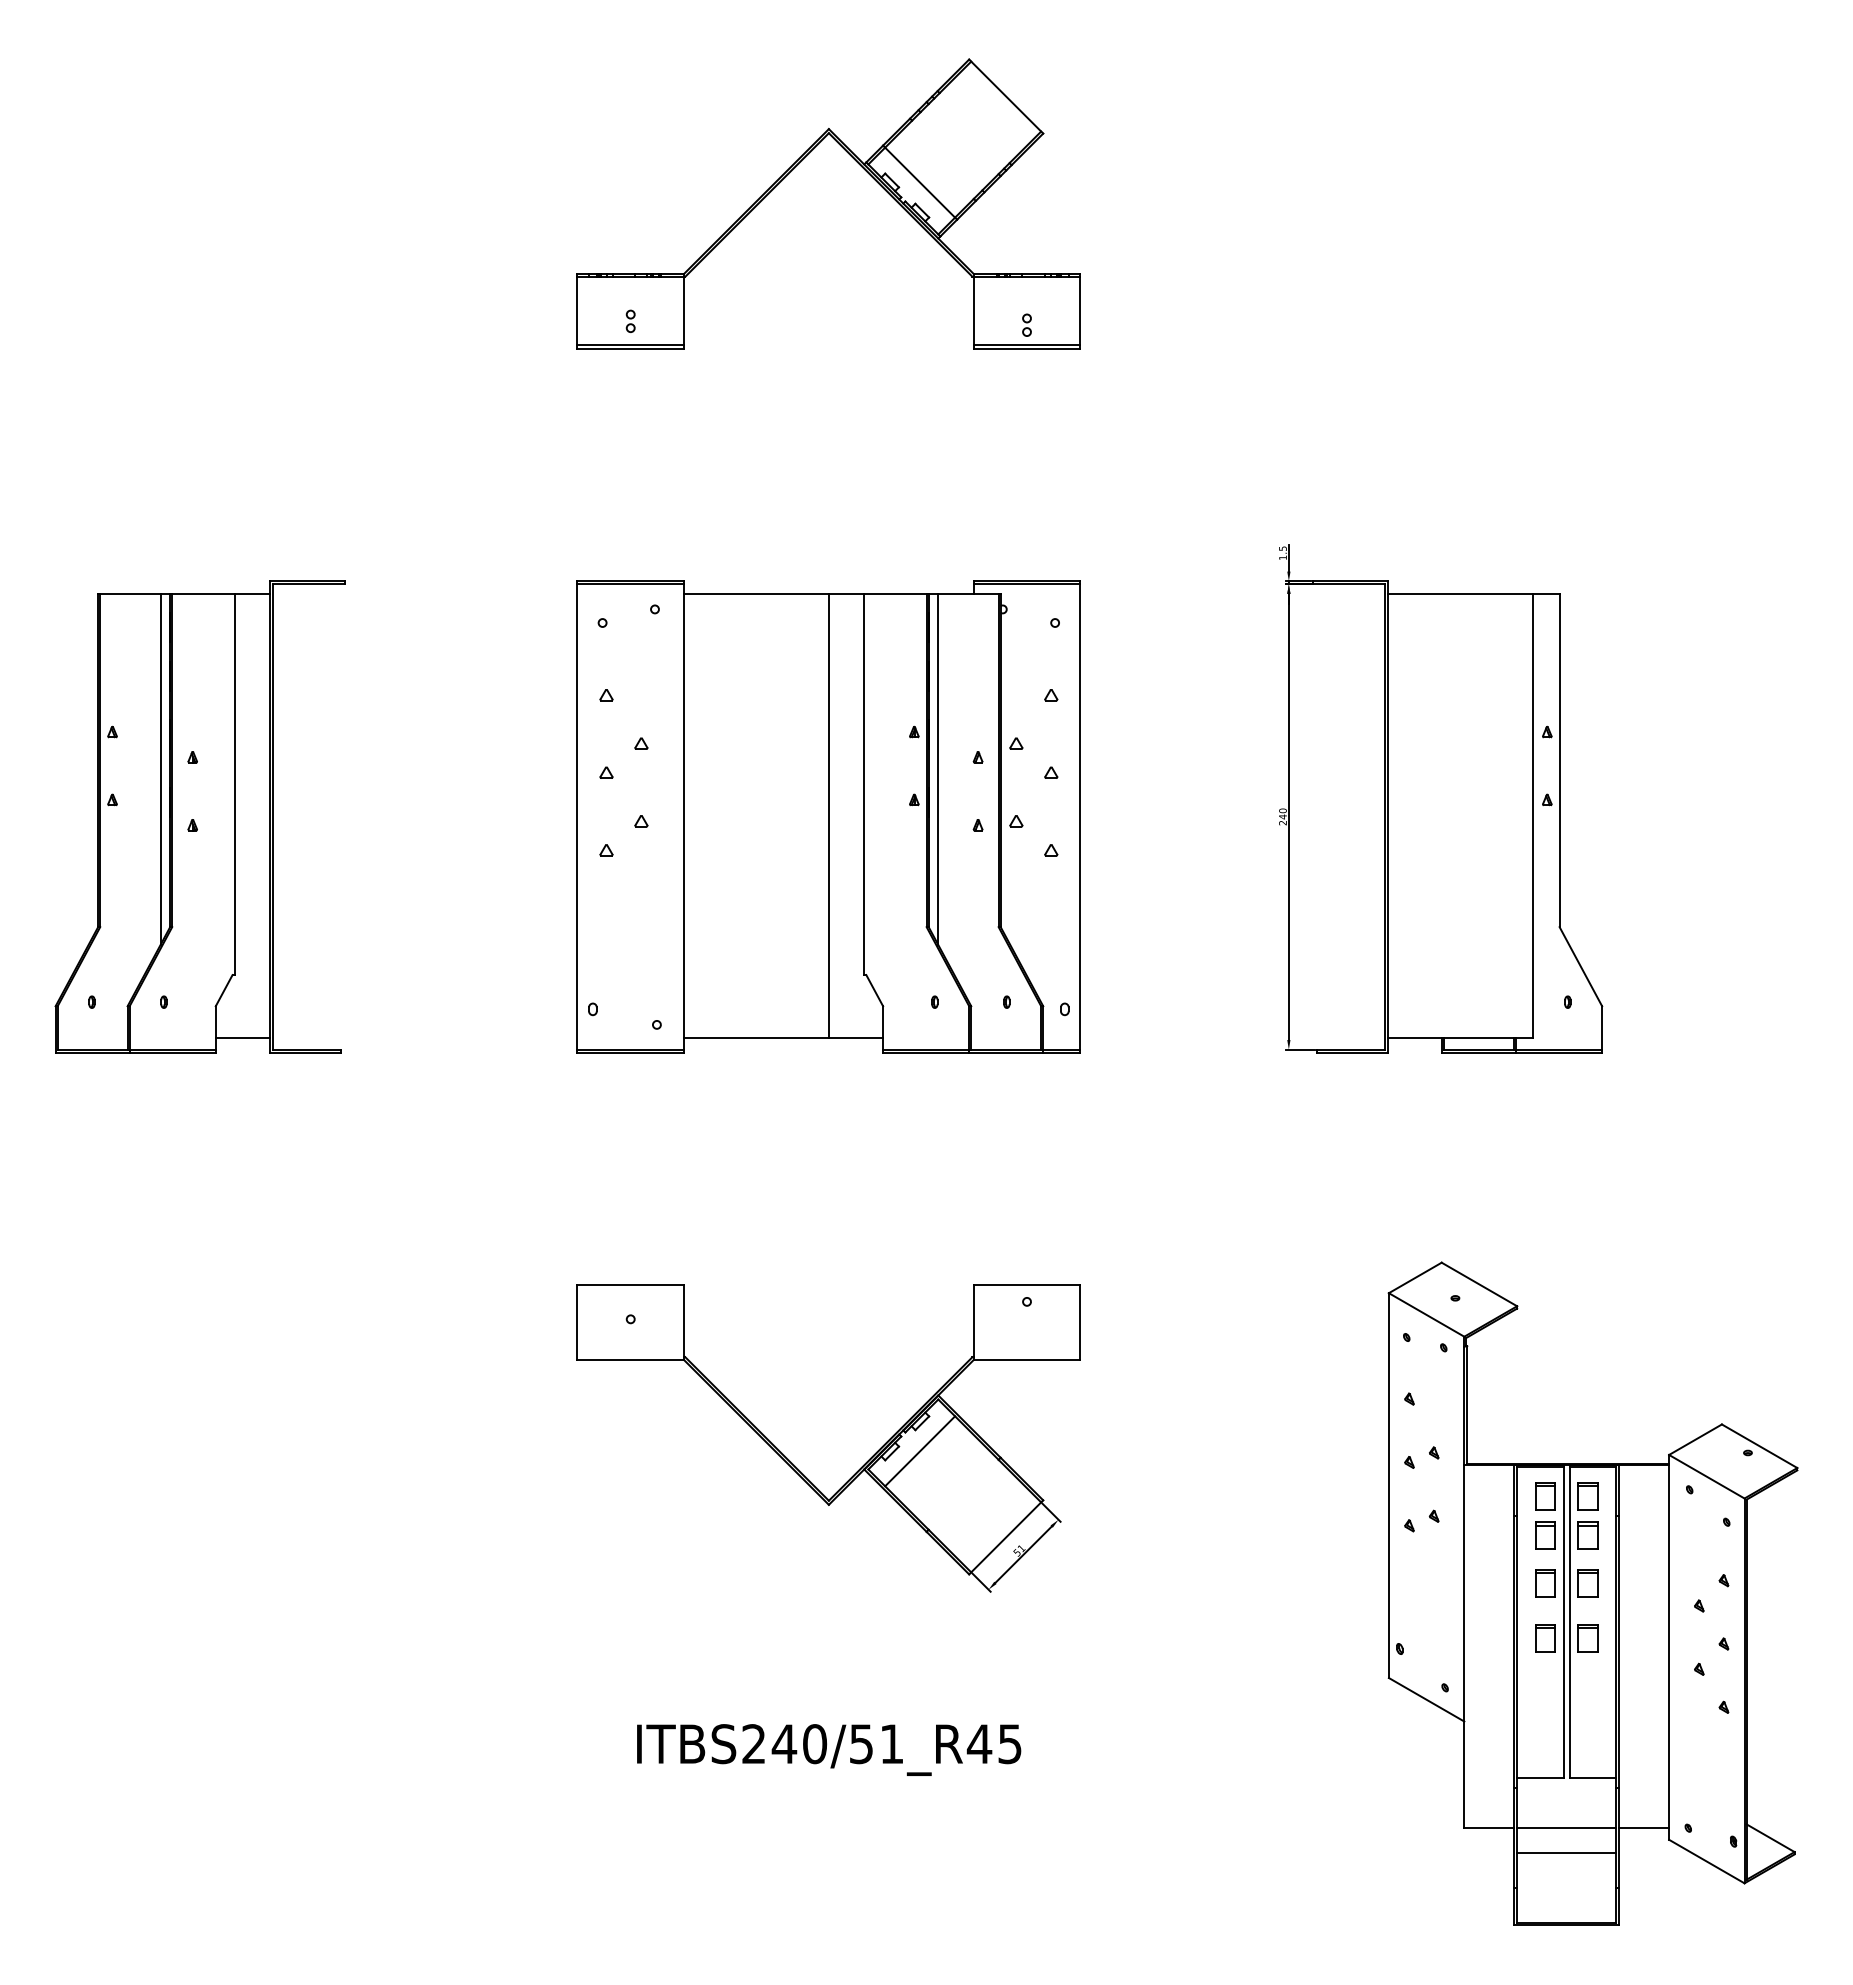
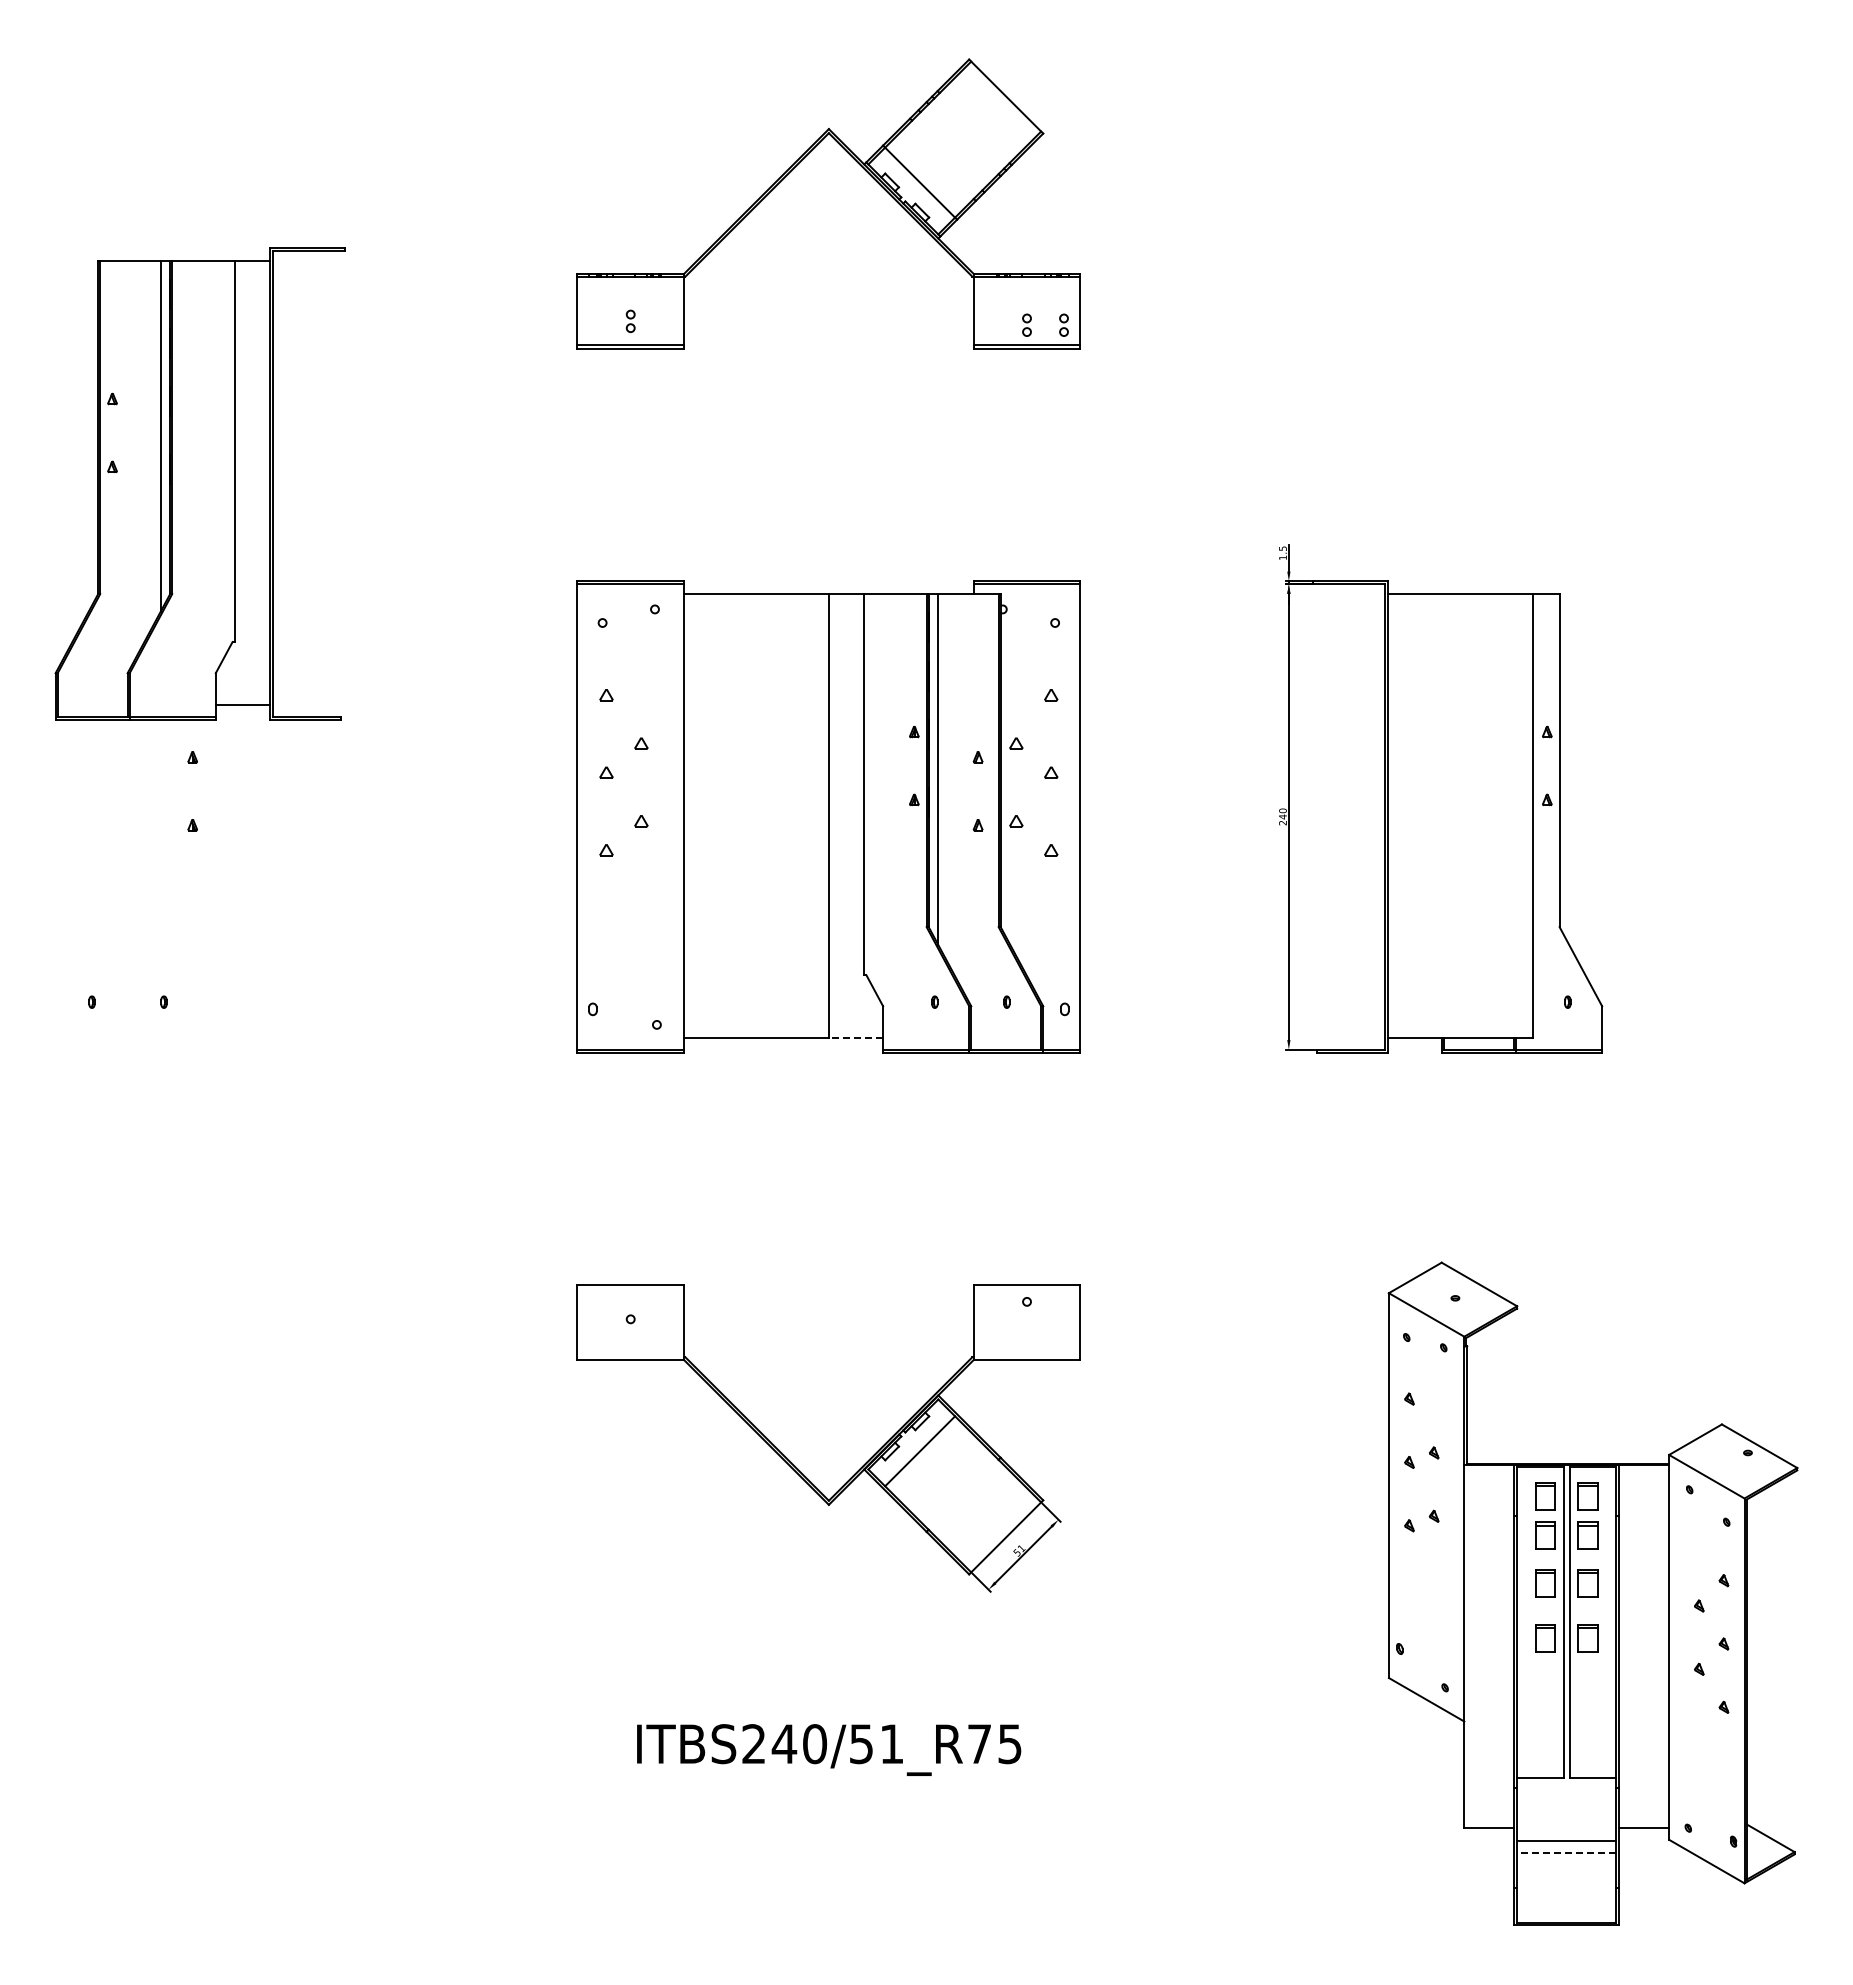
part: none -> present (1063, 324)
part position: (199, 816) -> (199, 483) (199, 483)
line: solid -> dashed (855, 1038)
text: ITBS240/51_R45 -> ITBS240/51_R75 (979, 1743)
line position: (1566, 1828) -> (1566, 1841) (1566, 1841)
line: solid -> dashed (1566, 1852)
